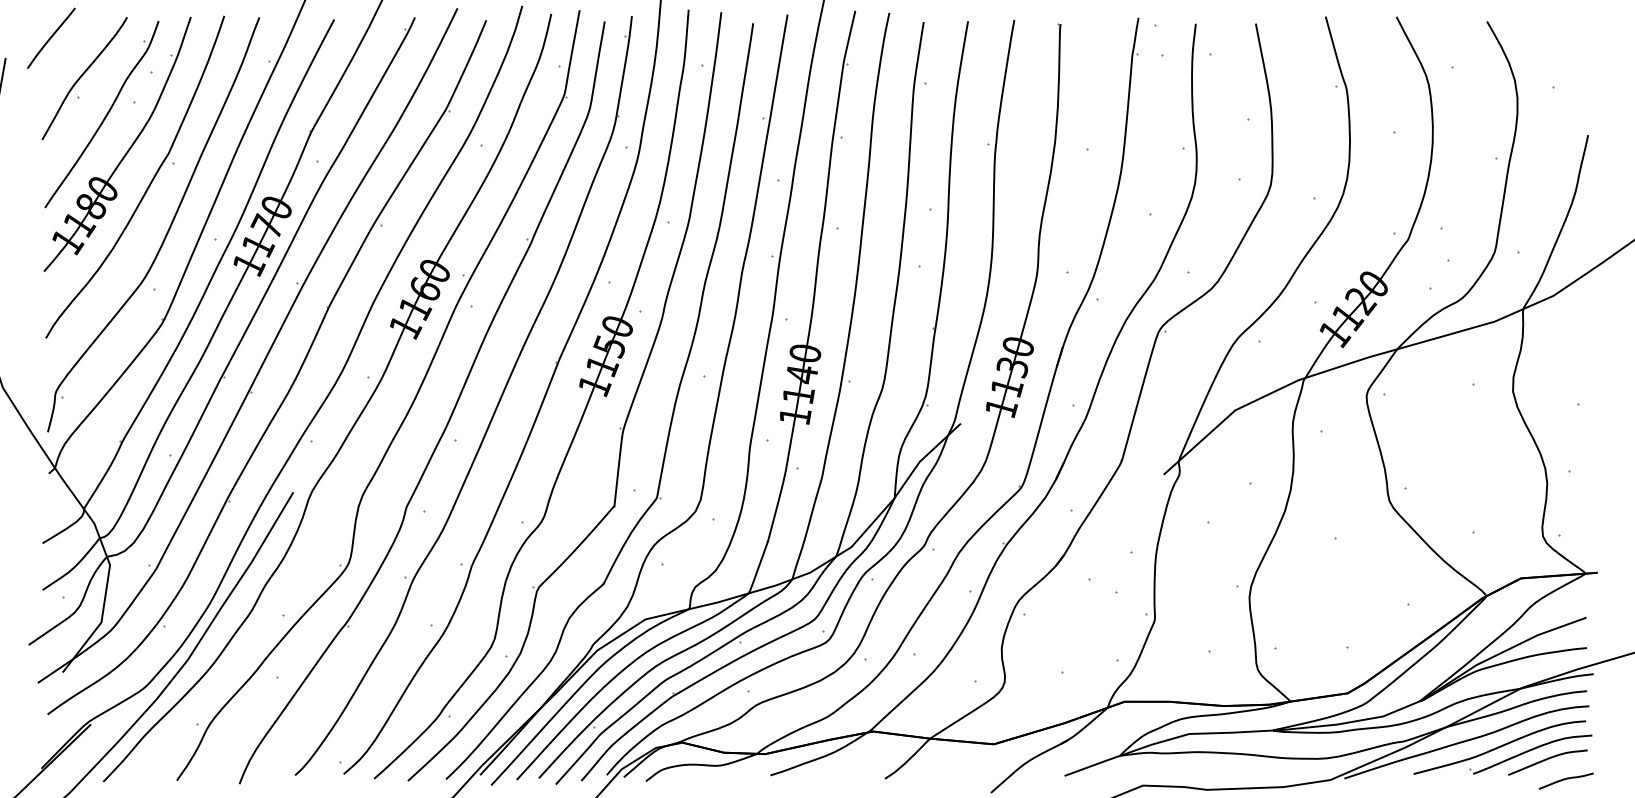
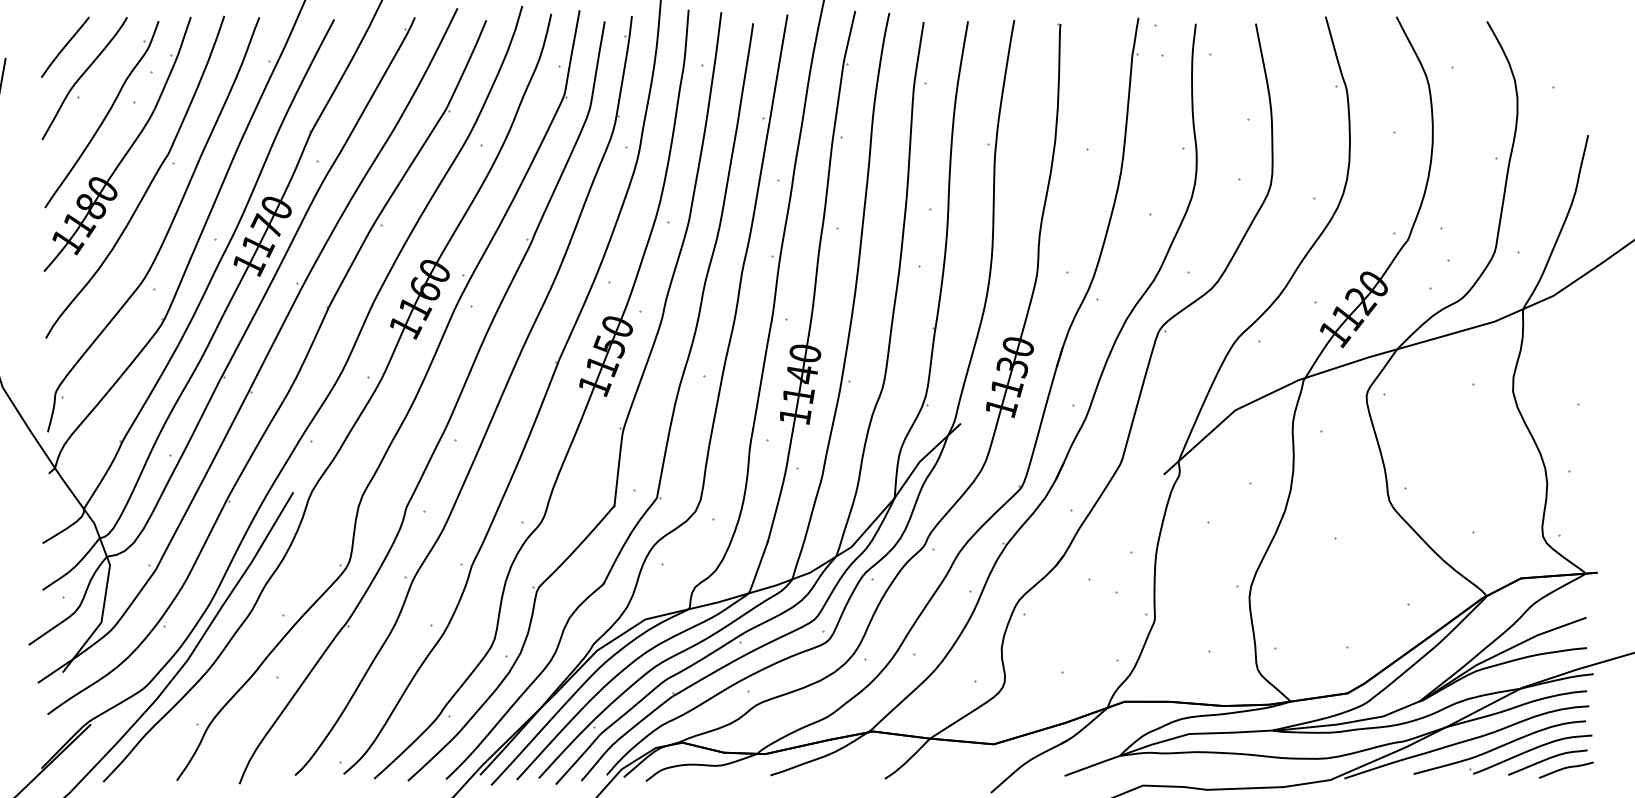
curve position: (51, 37) -> (65, 46) (65, 46)
curve position: (1565, 779) -> (1565, 768) (1565, 768)
